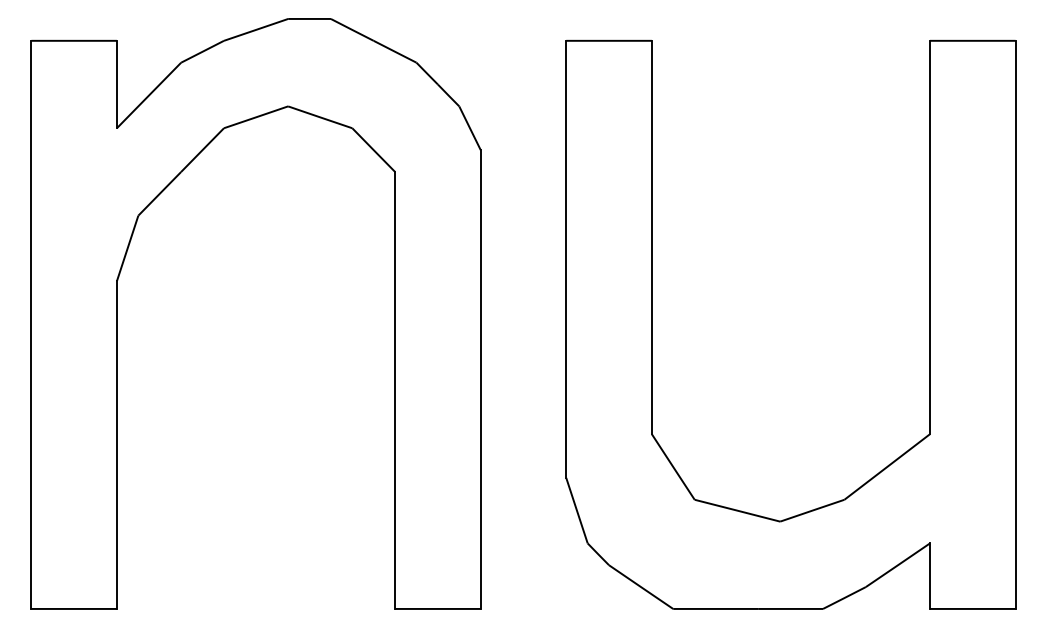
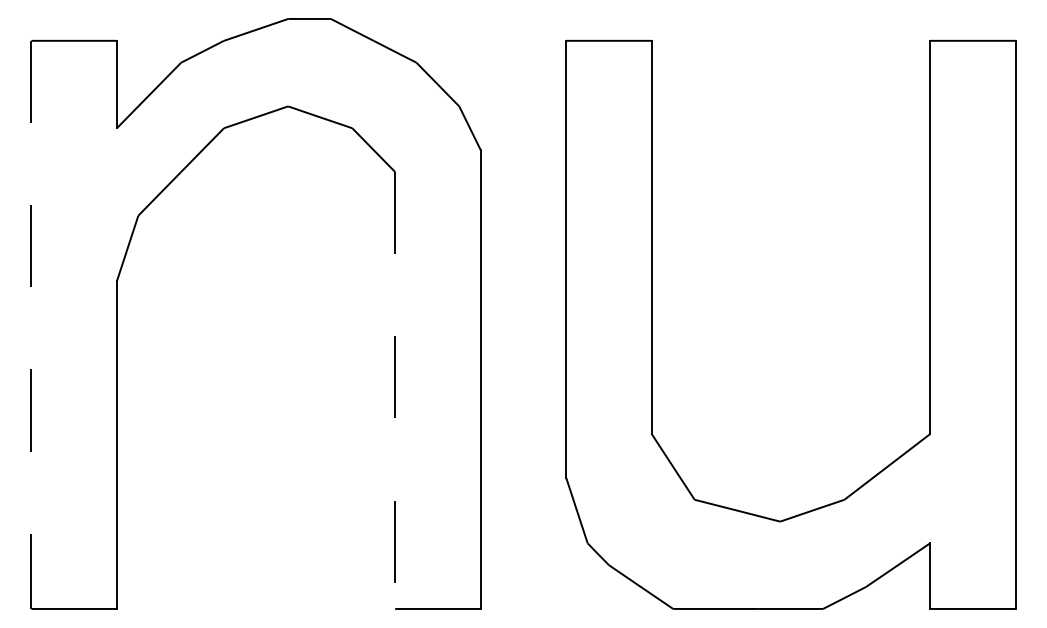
line: solid -> dashed (31, 325)
line: solid -> dashed (395, 390)
